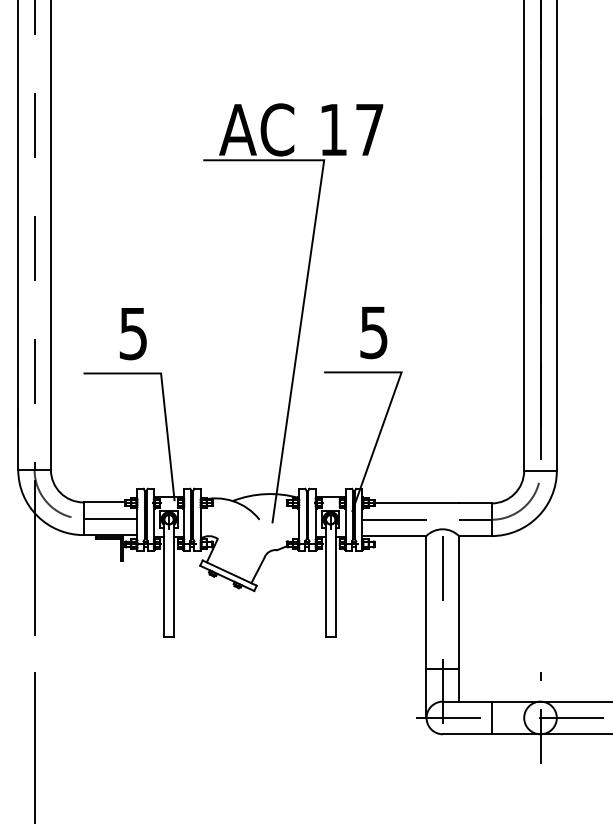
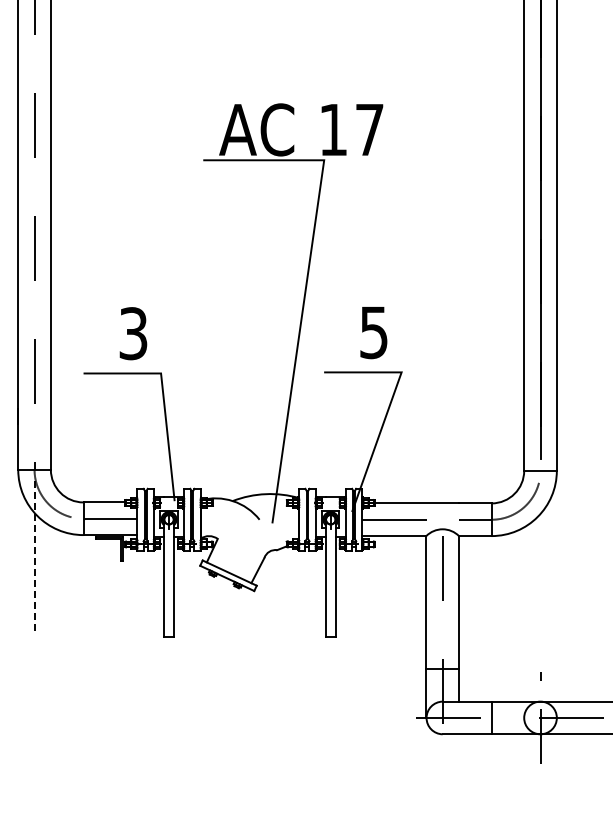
text: 5 -> 3 (133, 333)
line: solid -> dashed (34, 558)
line: present -> none (34, 746)
